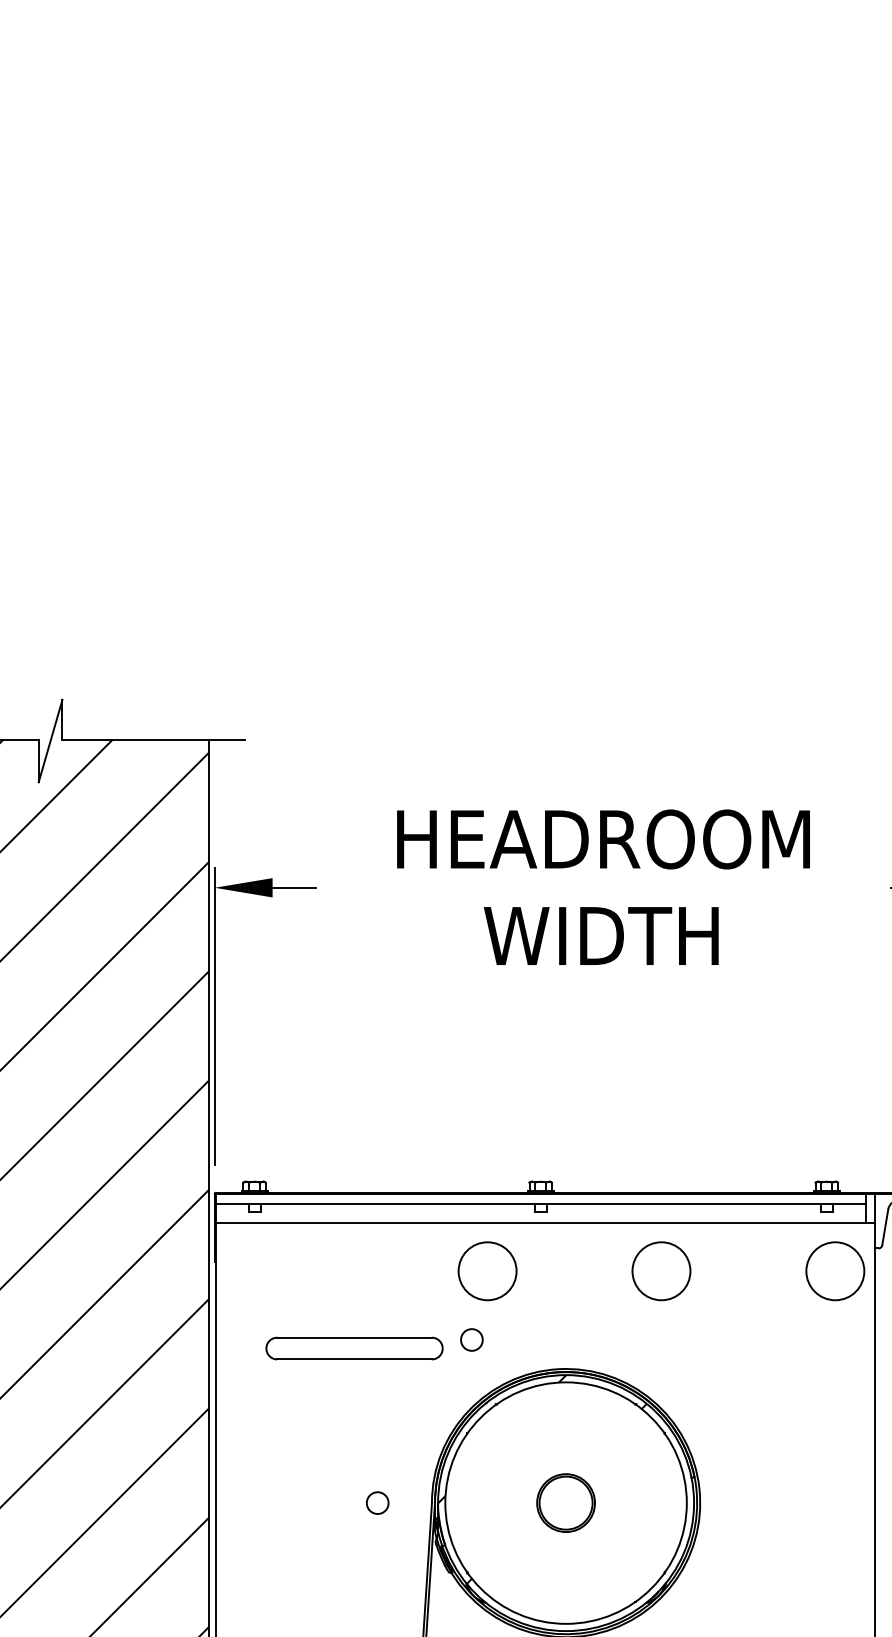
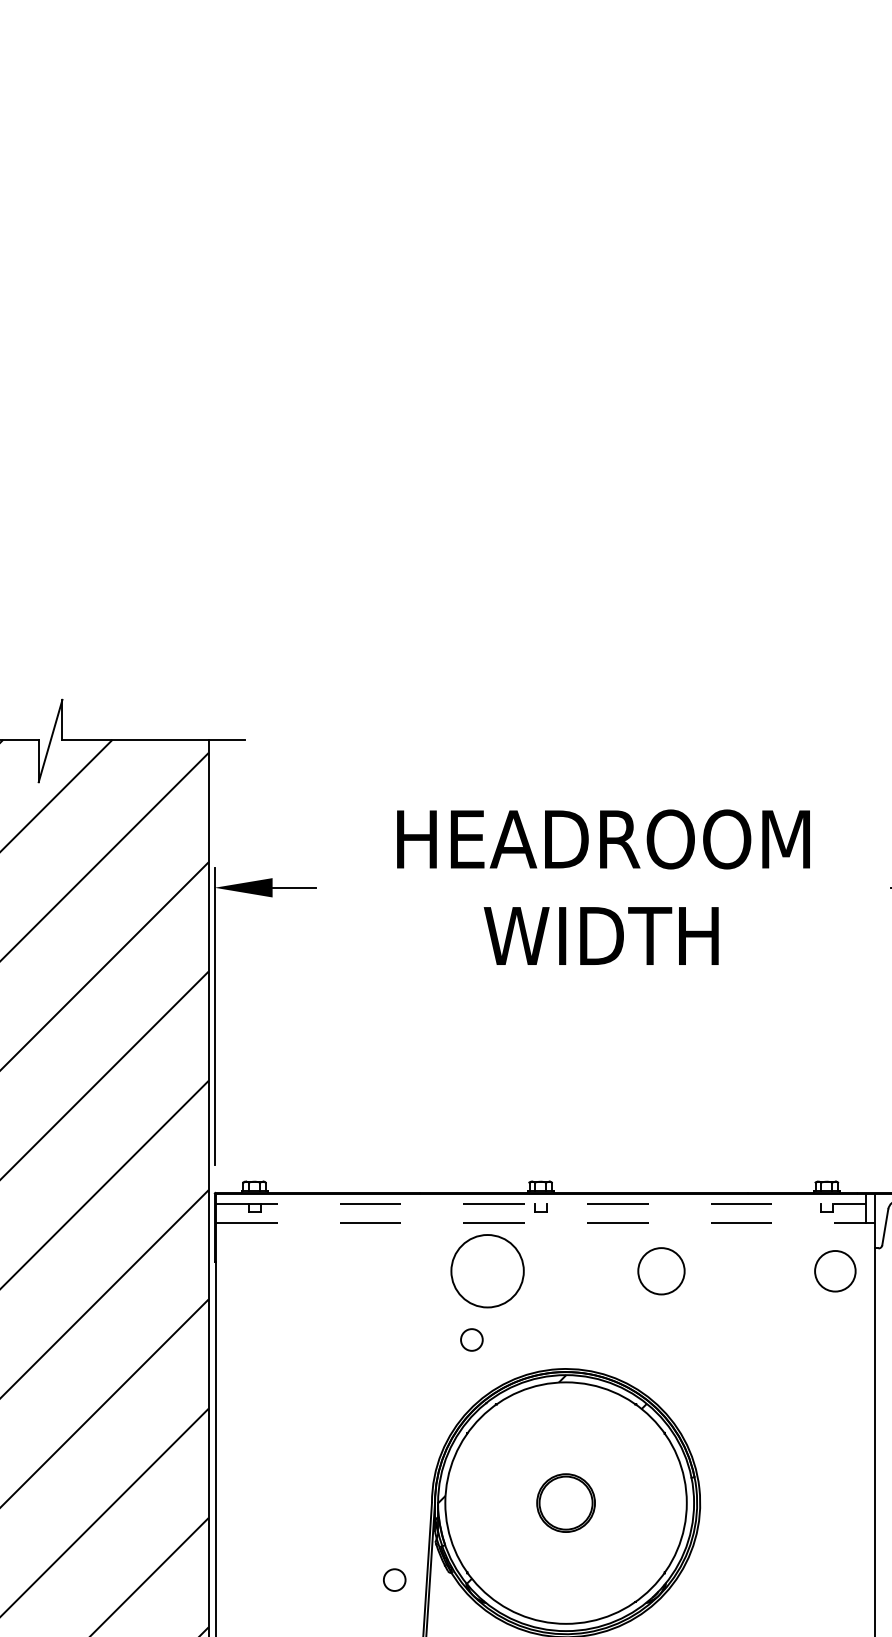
line: solid -> dashed (540, 1203)
line: solid -> dashed (545, 1222)
circle size: 61x61 px -> 75x75 px (487, 1271)
circle diameter: 58 px -> 46 px (661, 1271)
circle diameter: 58 px -> 41 px (835, 1271)
part: present -> none (354, 1348)
circle position: (377, 1502) -> (394, 1579) (394, 1579)
